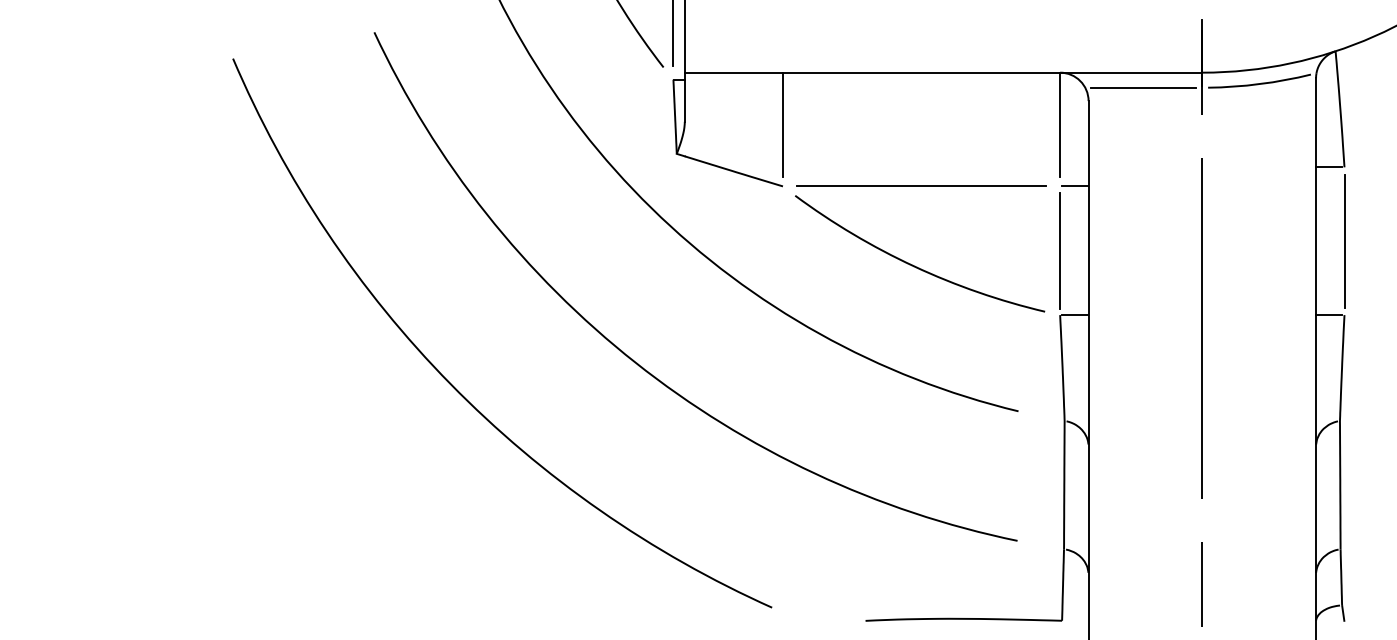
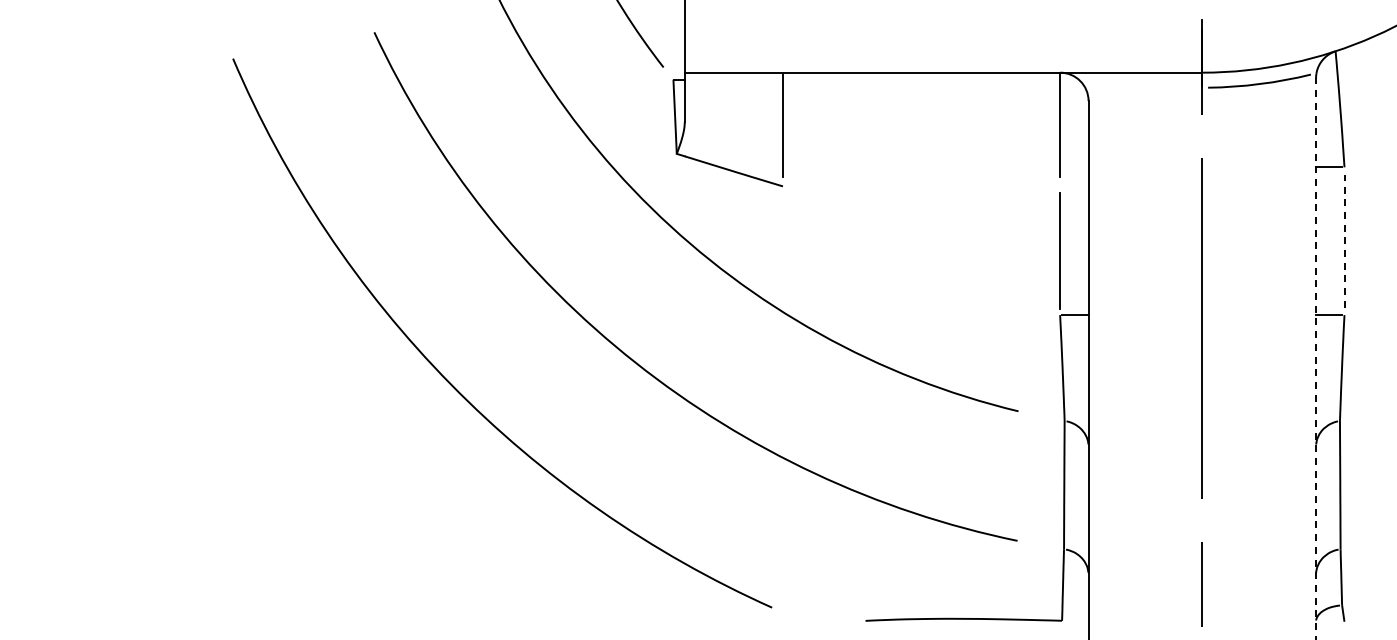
line: present -> none (673, 33)
line: present -> none (1143, 87)
line: present -> none (921, 186)
line: present -> none (1075, 186)
line: solid -> dashed (1344, 240)
arc: present -> none (917, 266)
line: solid -> dashed (1316, 359)
